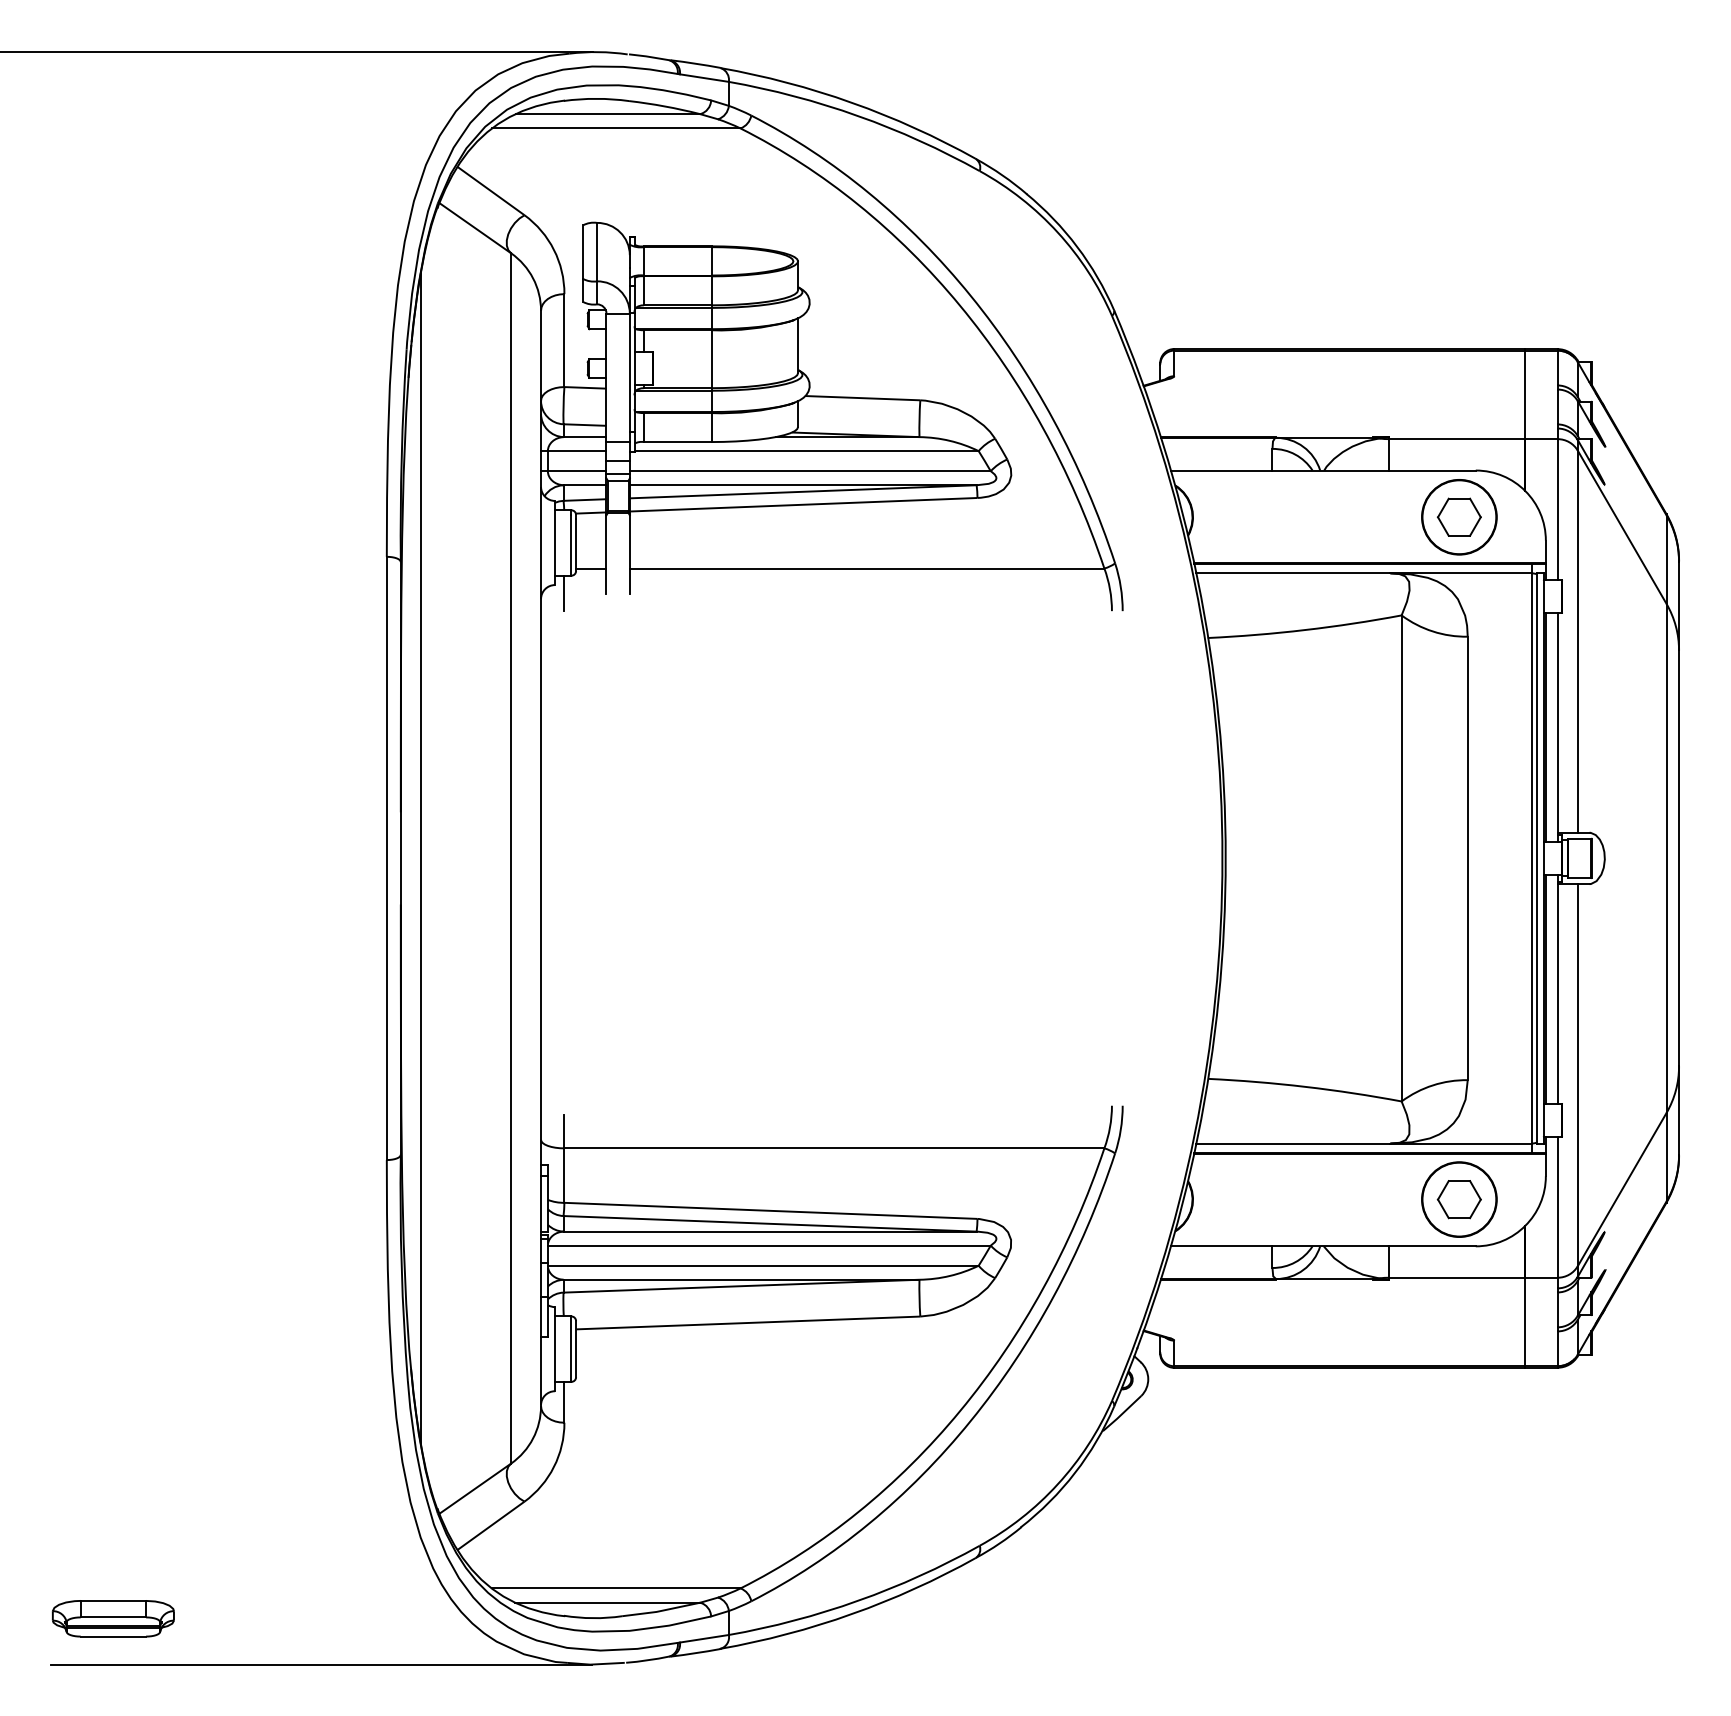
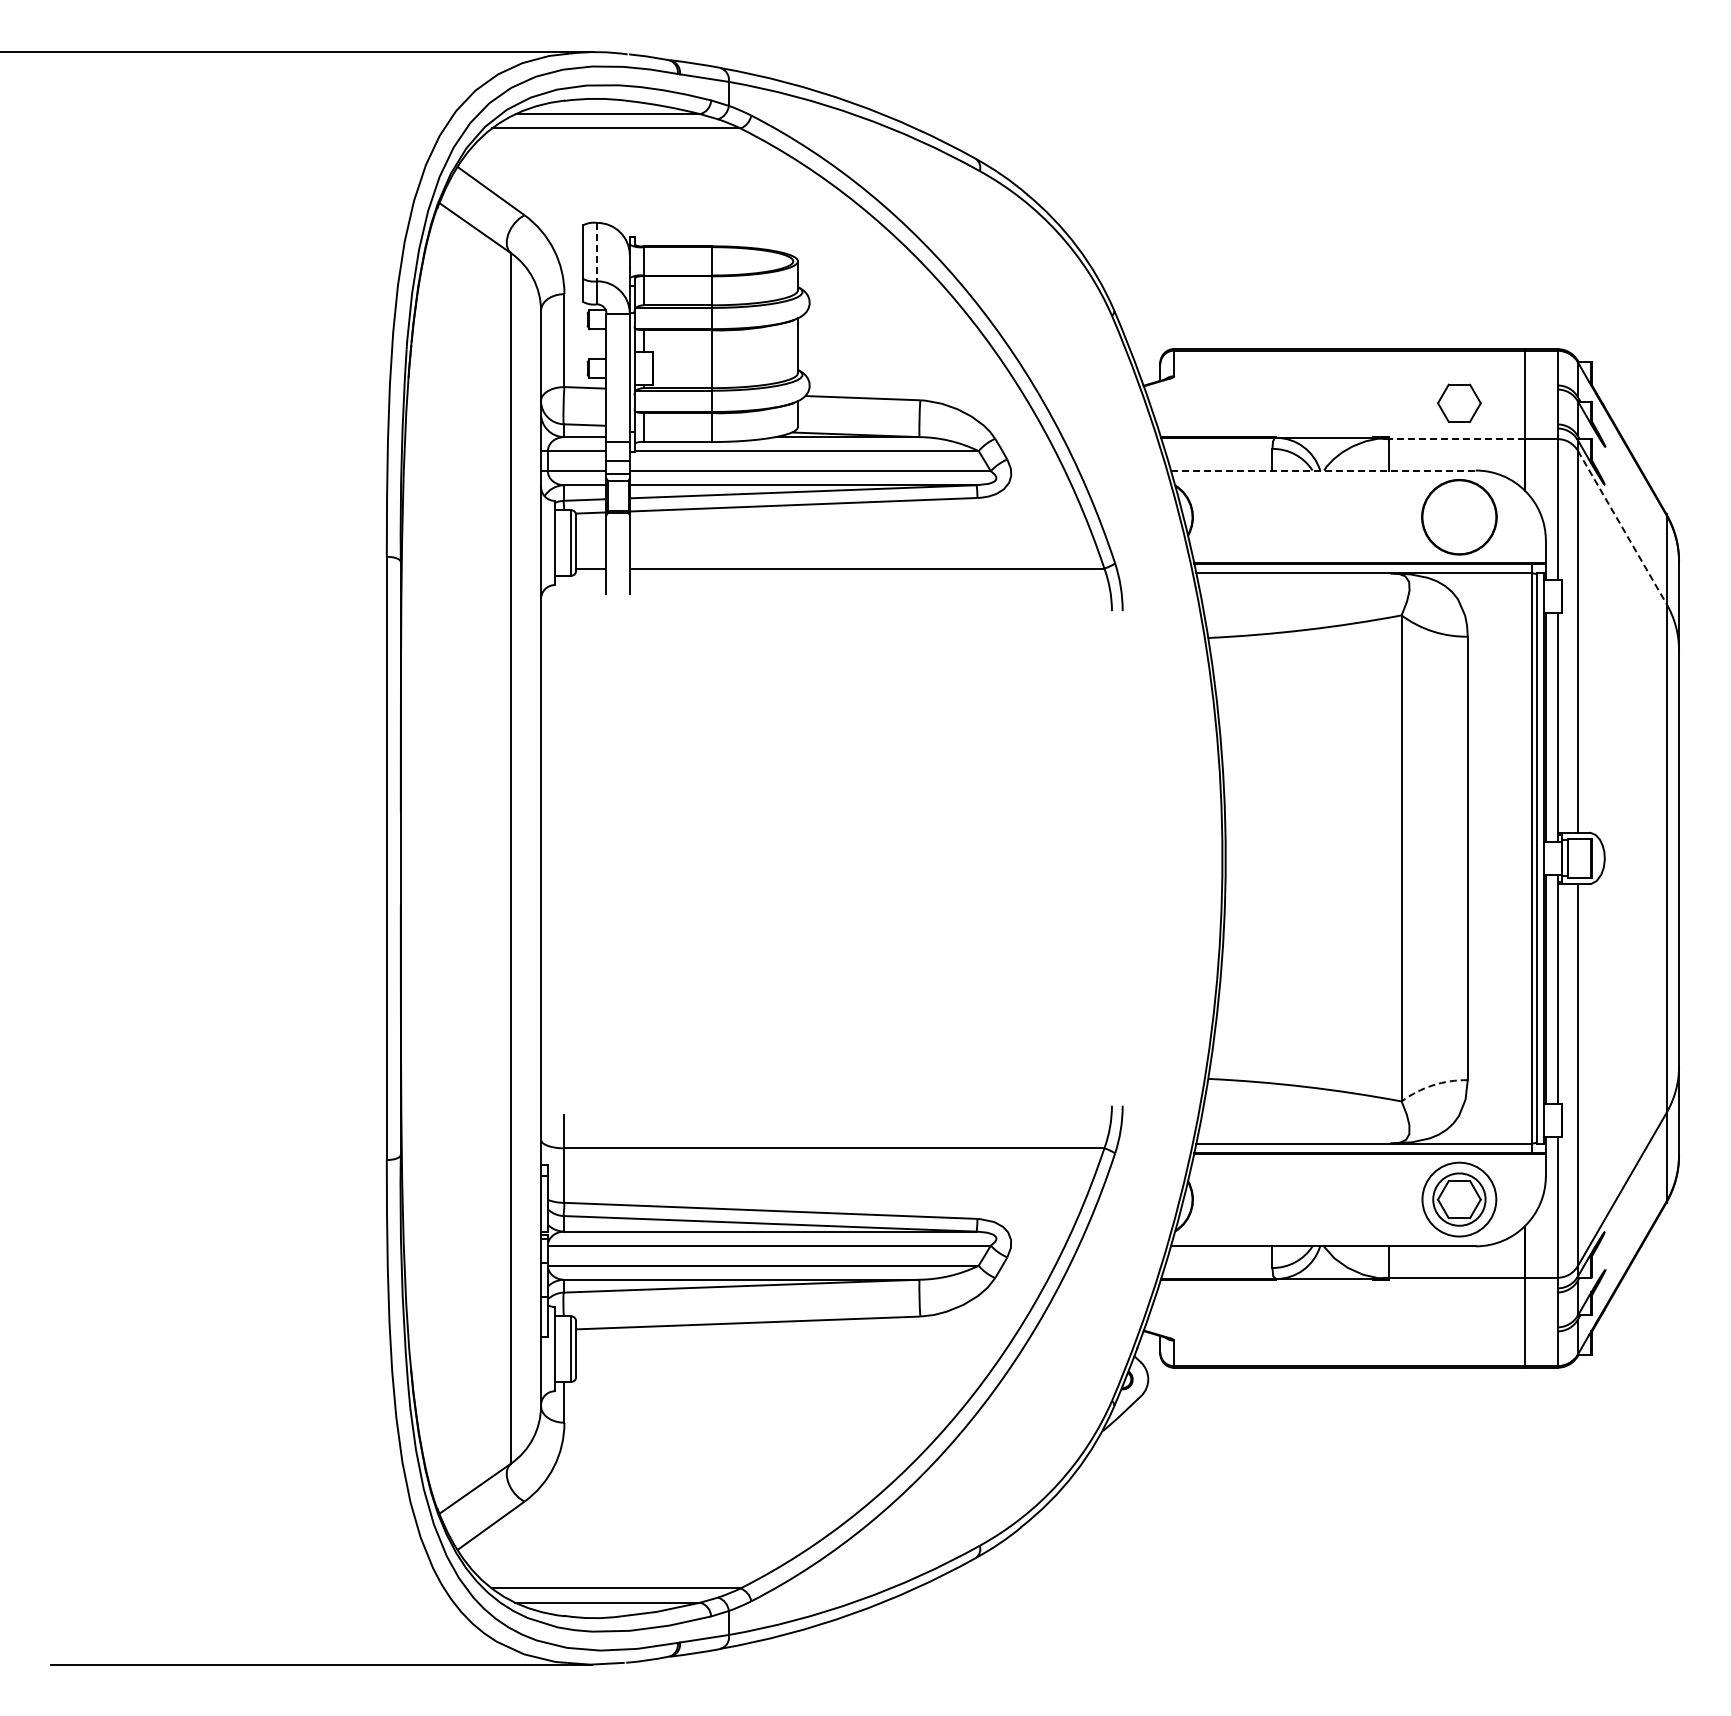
line: solid -> dashed (597, 252)
line: solid -> dashed (1457, 439)
line: solid -> dashed (1323, 470)
part position: (1458, 516) -> (1458, 402) (1458, 402)
line: solid -> dashed (1622, 527)
line: present -> none (564, 593)
line: present -> none (420, 858)
arc: solid -> dashed (1432, 1085)
circle diameter: 75 px -> 52 px (1459, 1199)
part: present -> none (112, 1618)
